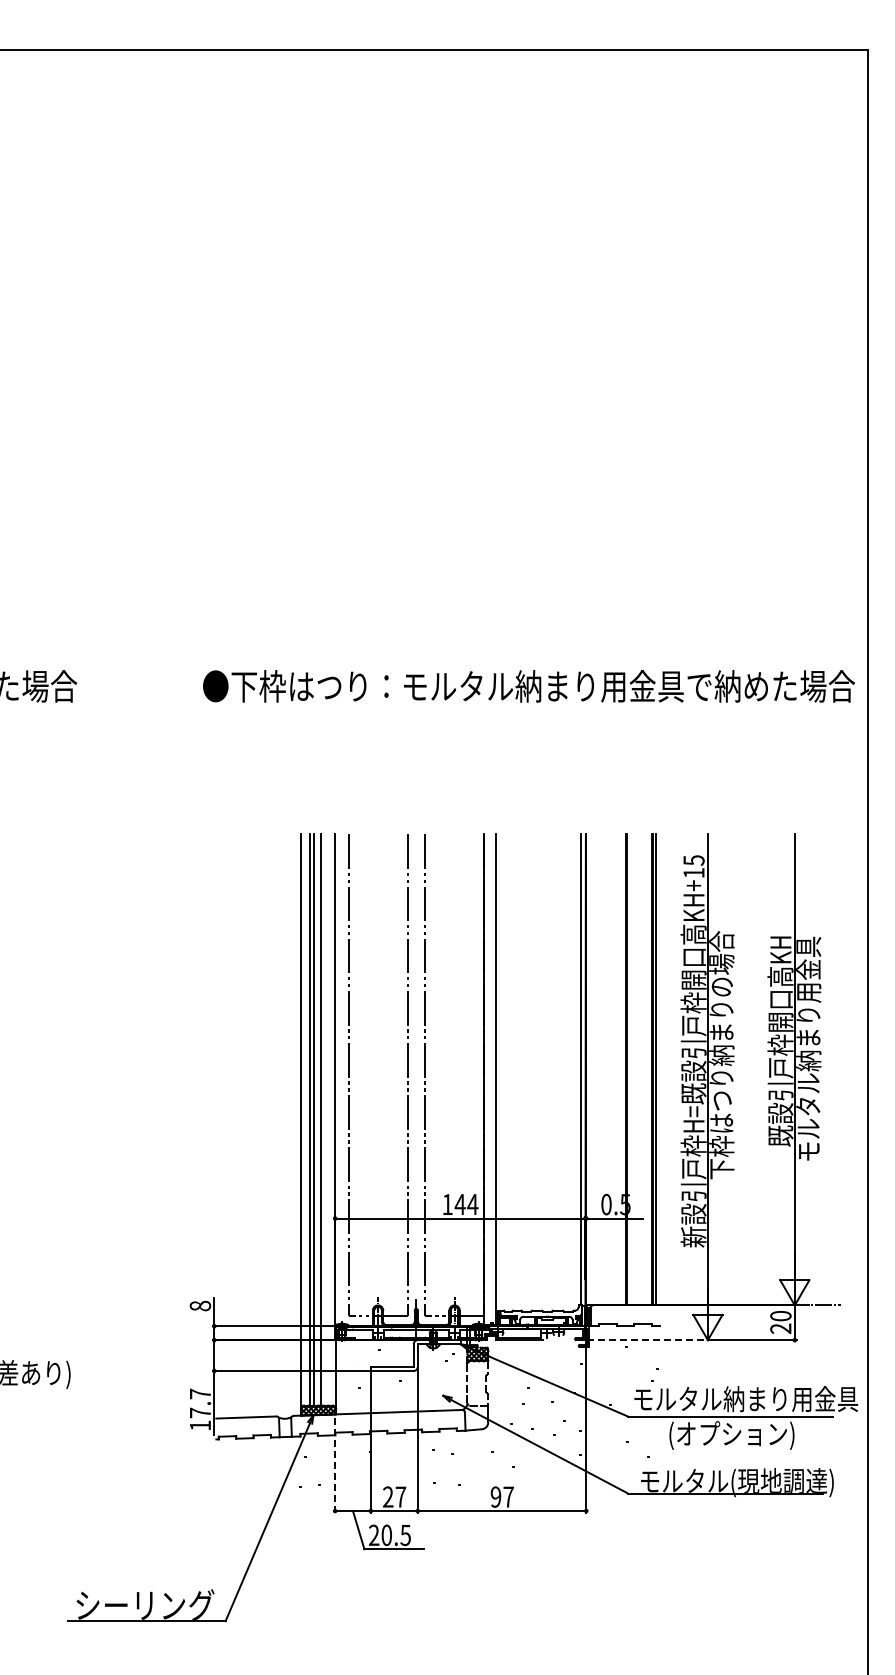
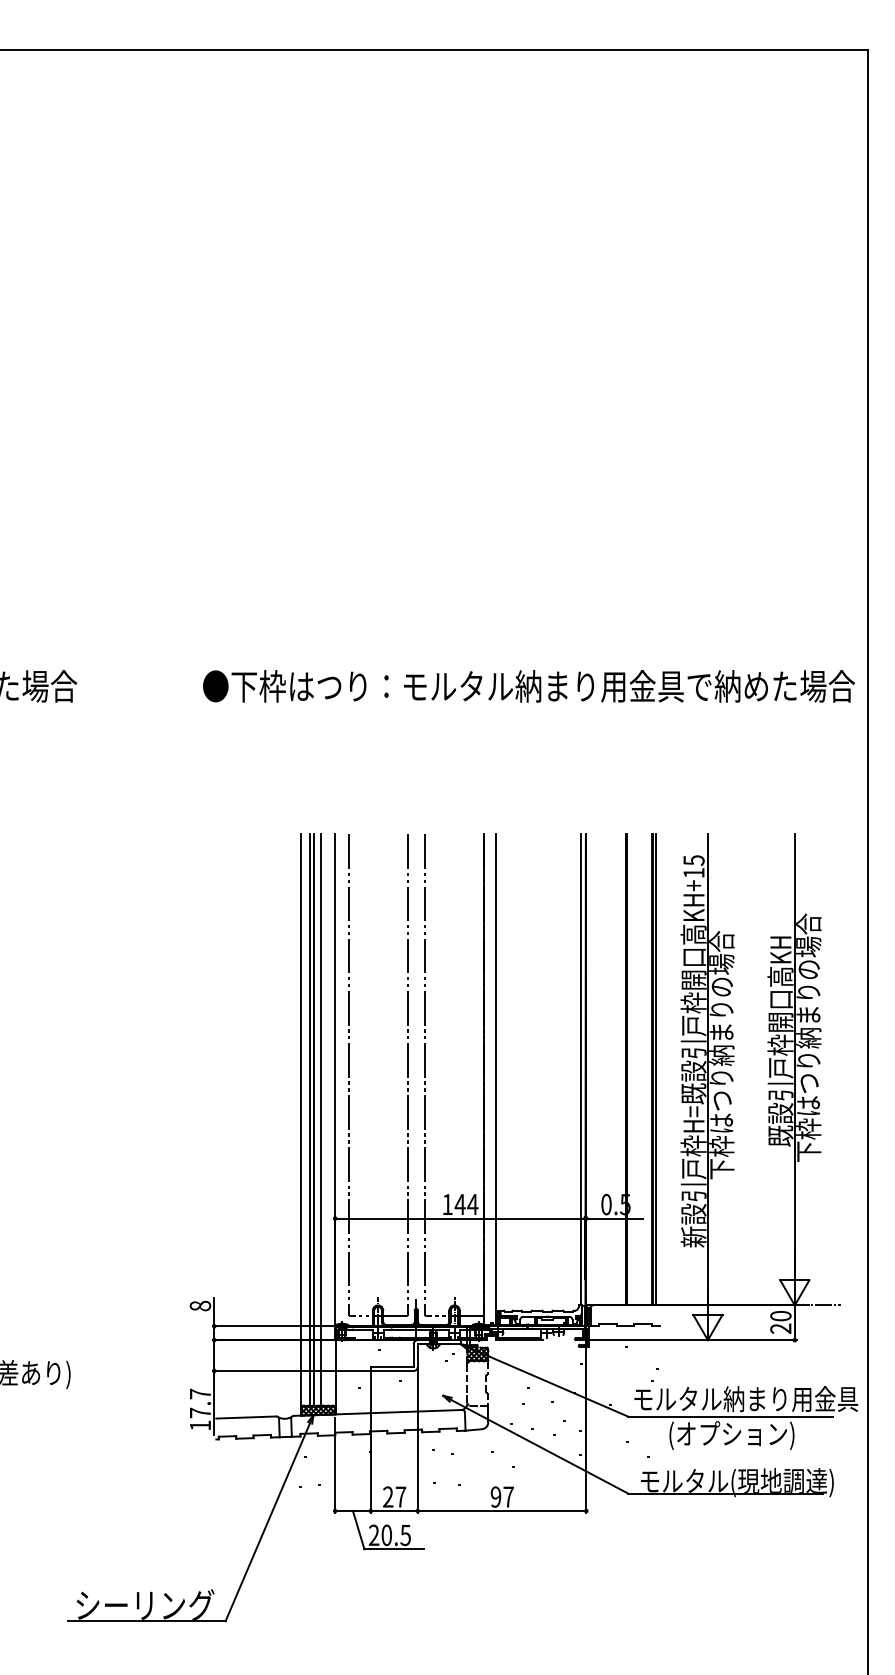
text: モルタル納まり用金具 -> 下枠はつり納まりの場合 (808, 1037)
line: dashed -> solid (648, 1340)
line: dashed -> solid (335, 1466)
